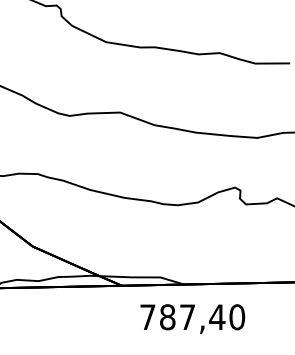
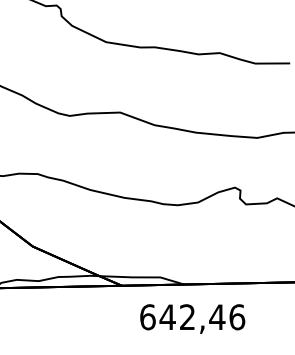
text: 787,40 -> 642,46 (192, 317)
